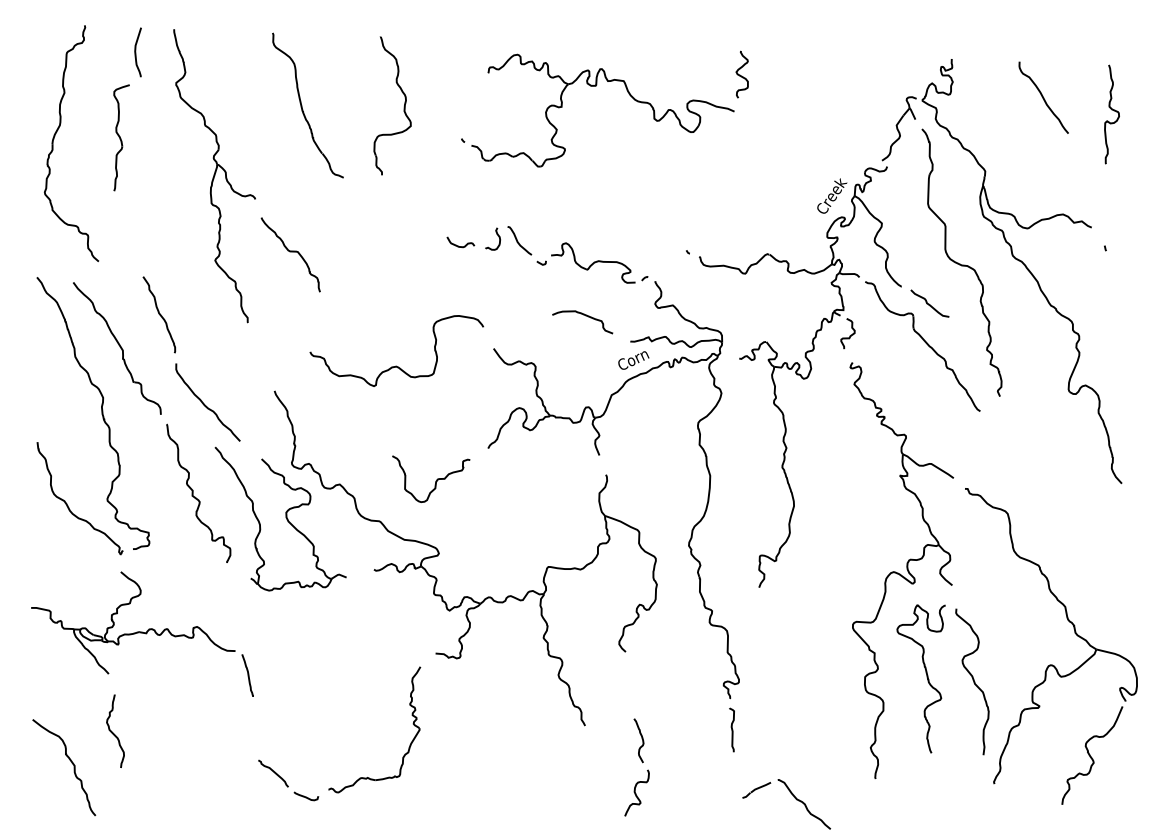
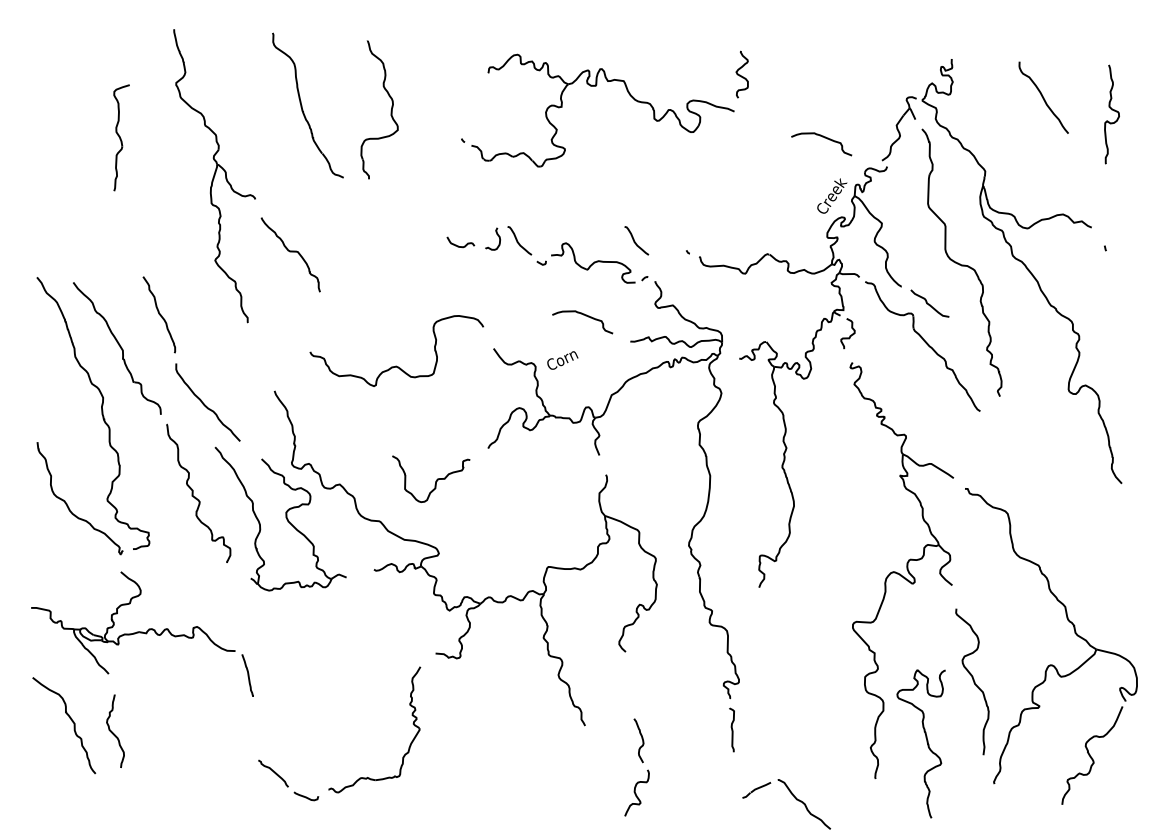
curve: present -> none (136, 52)
part position: (403, 106) -> (390, 110) (390, 110)
part: present -> none (55, 136)
curve: none -> present (824, 138)
curve: none -> present (635, 241)
text position: (633, 360) -> (562, 360) (562, 360)
curve position: (926, 677) -> (926, 742) (926, 742)
curve position: (71, 763) -> (71, 721) (71, 721)
